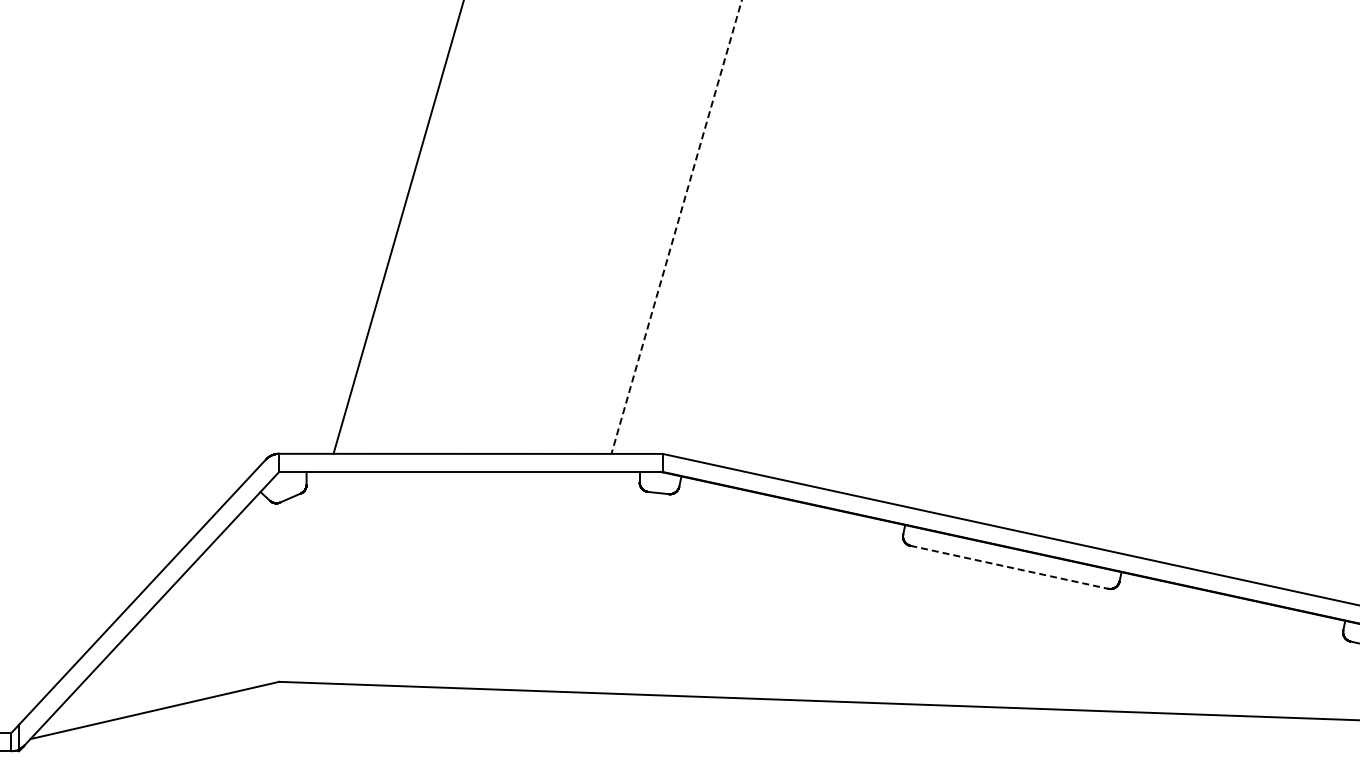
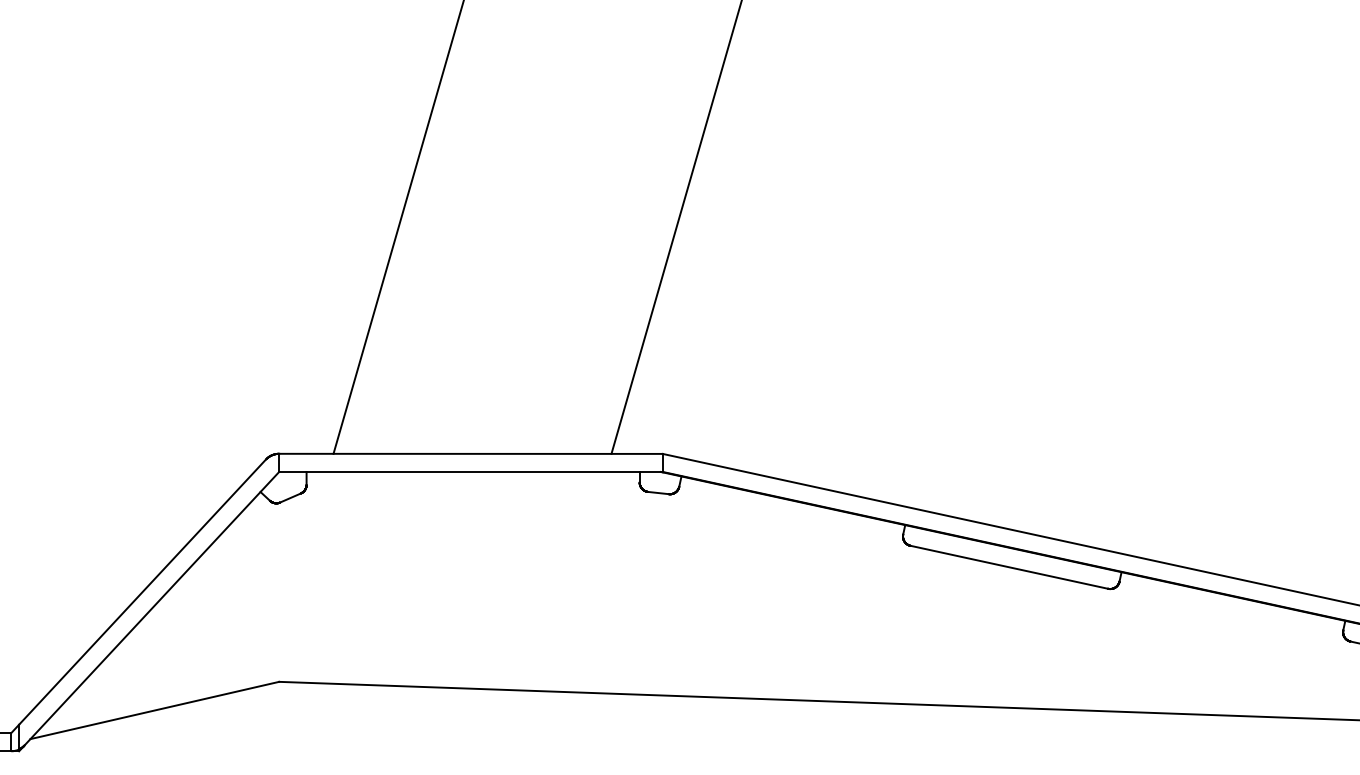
line: dashed -> solid (676, 227)
line: dashed -> solid (1009, 567)
